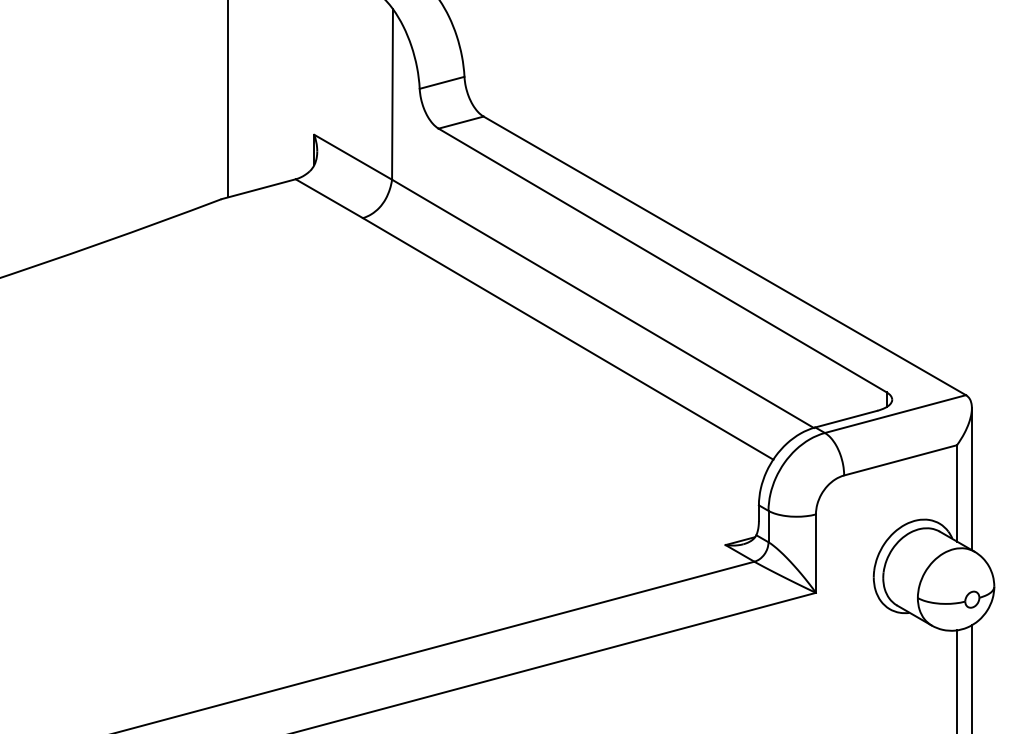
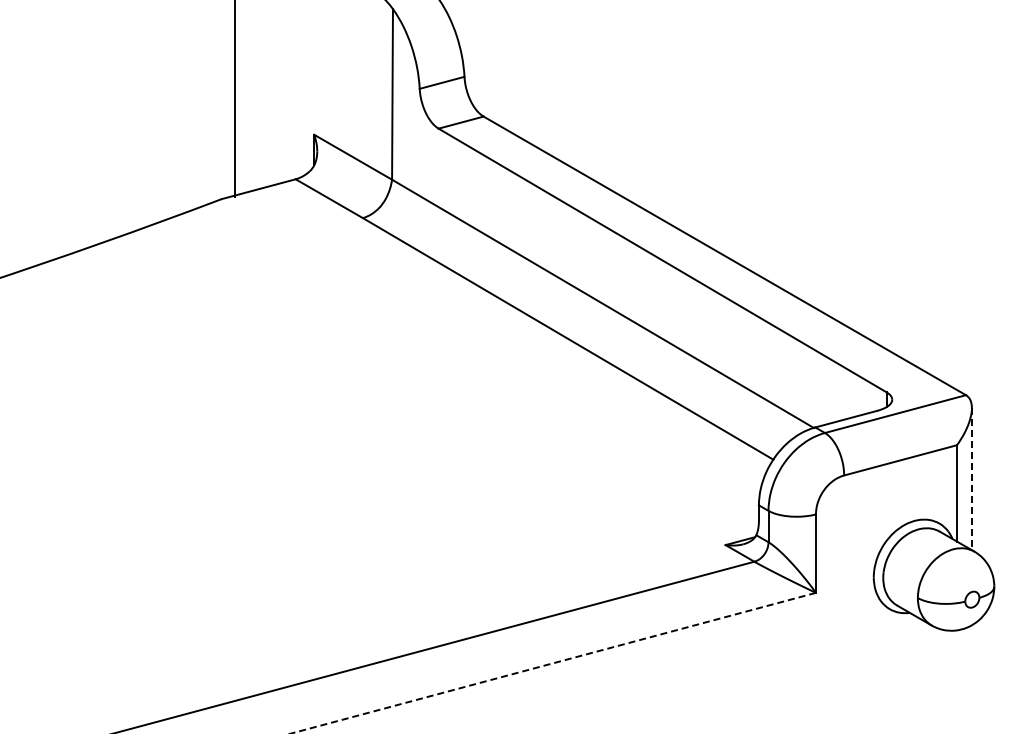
line position: (227, 99) -> (234, 99) (234, 99)
line: solid -> dashed (971, 479)
line: solid -> dashed (552, 663)
line: present -> none (971, 677)
line: present -> none (957, 680)
